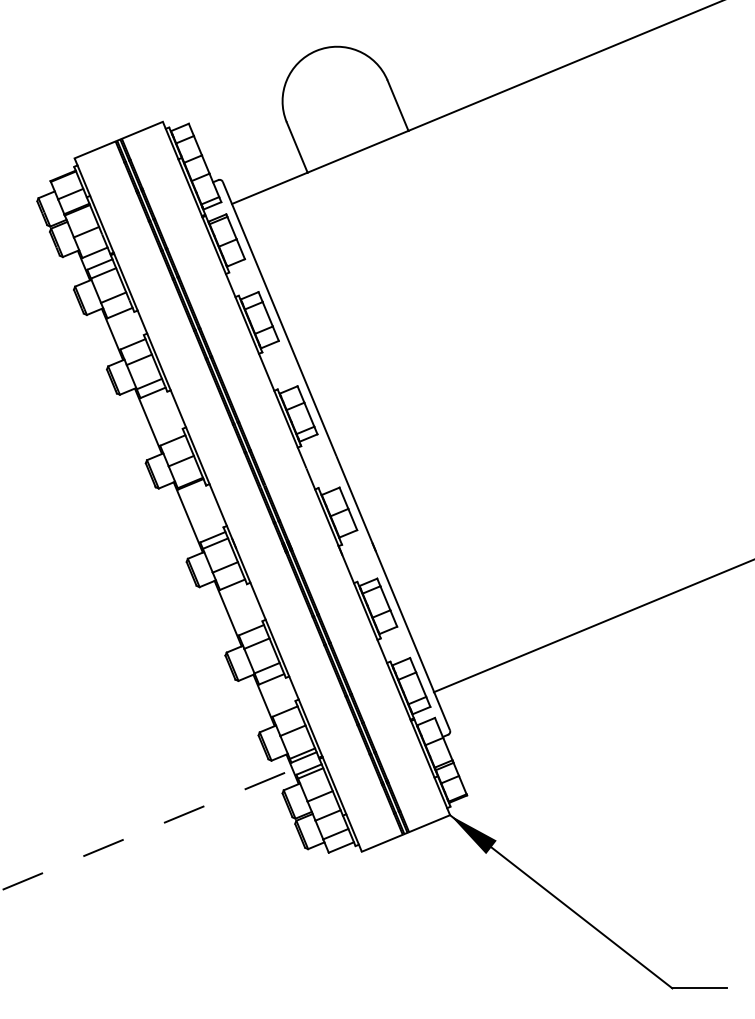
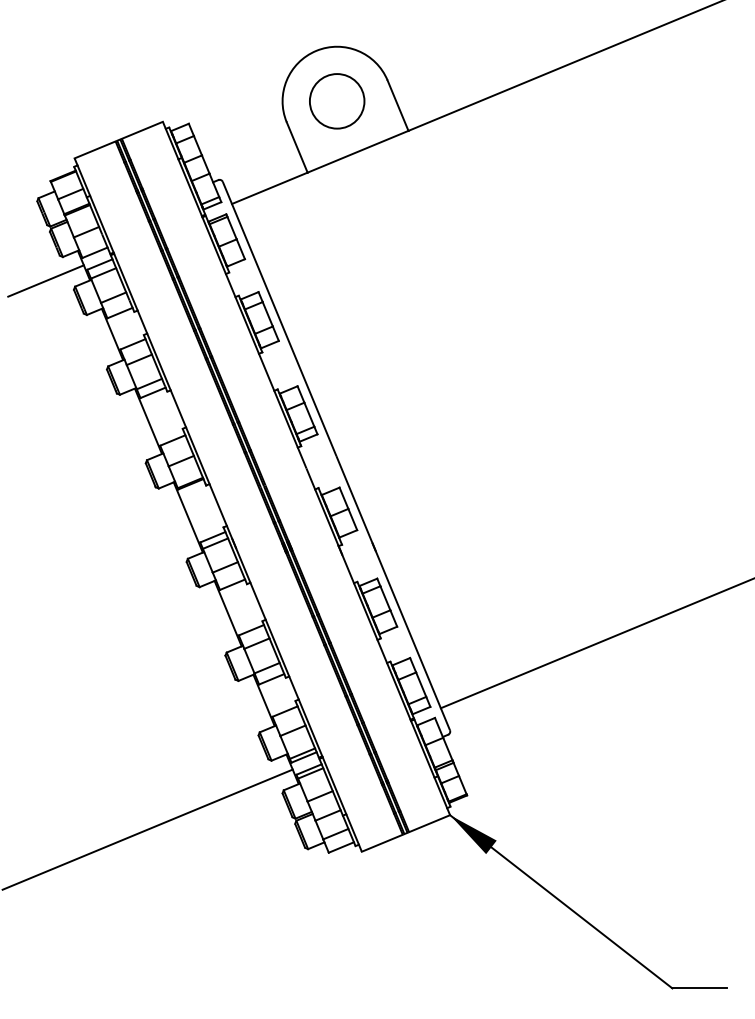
circle: none -> present (337, 101)
line: none -> present (45, 280)
line position: (592, 626) -> (595, 643) (595, 643)
line: dashed -> solid (147, 829)
